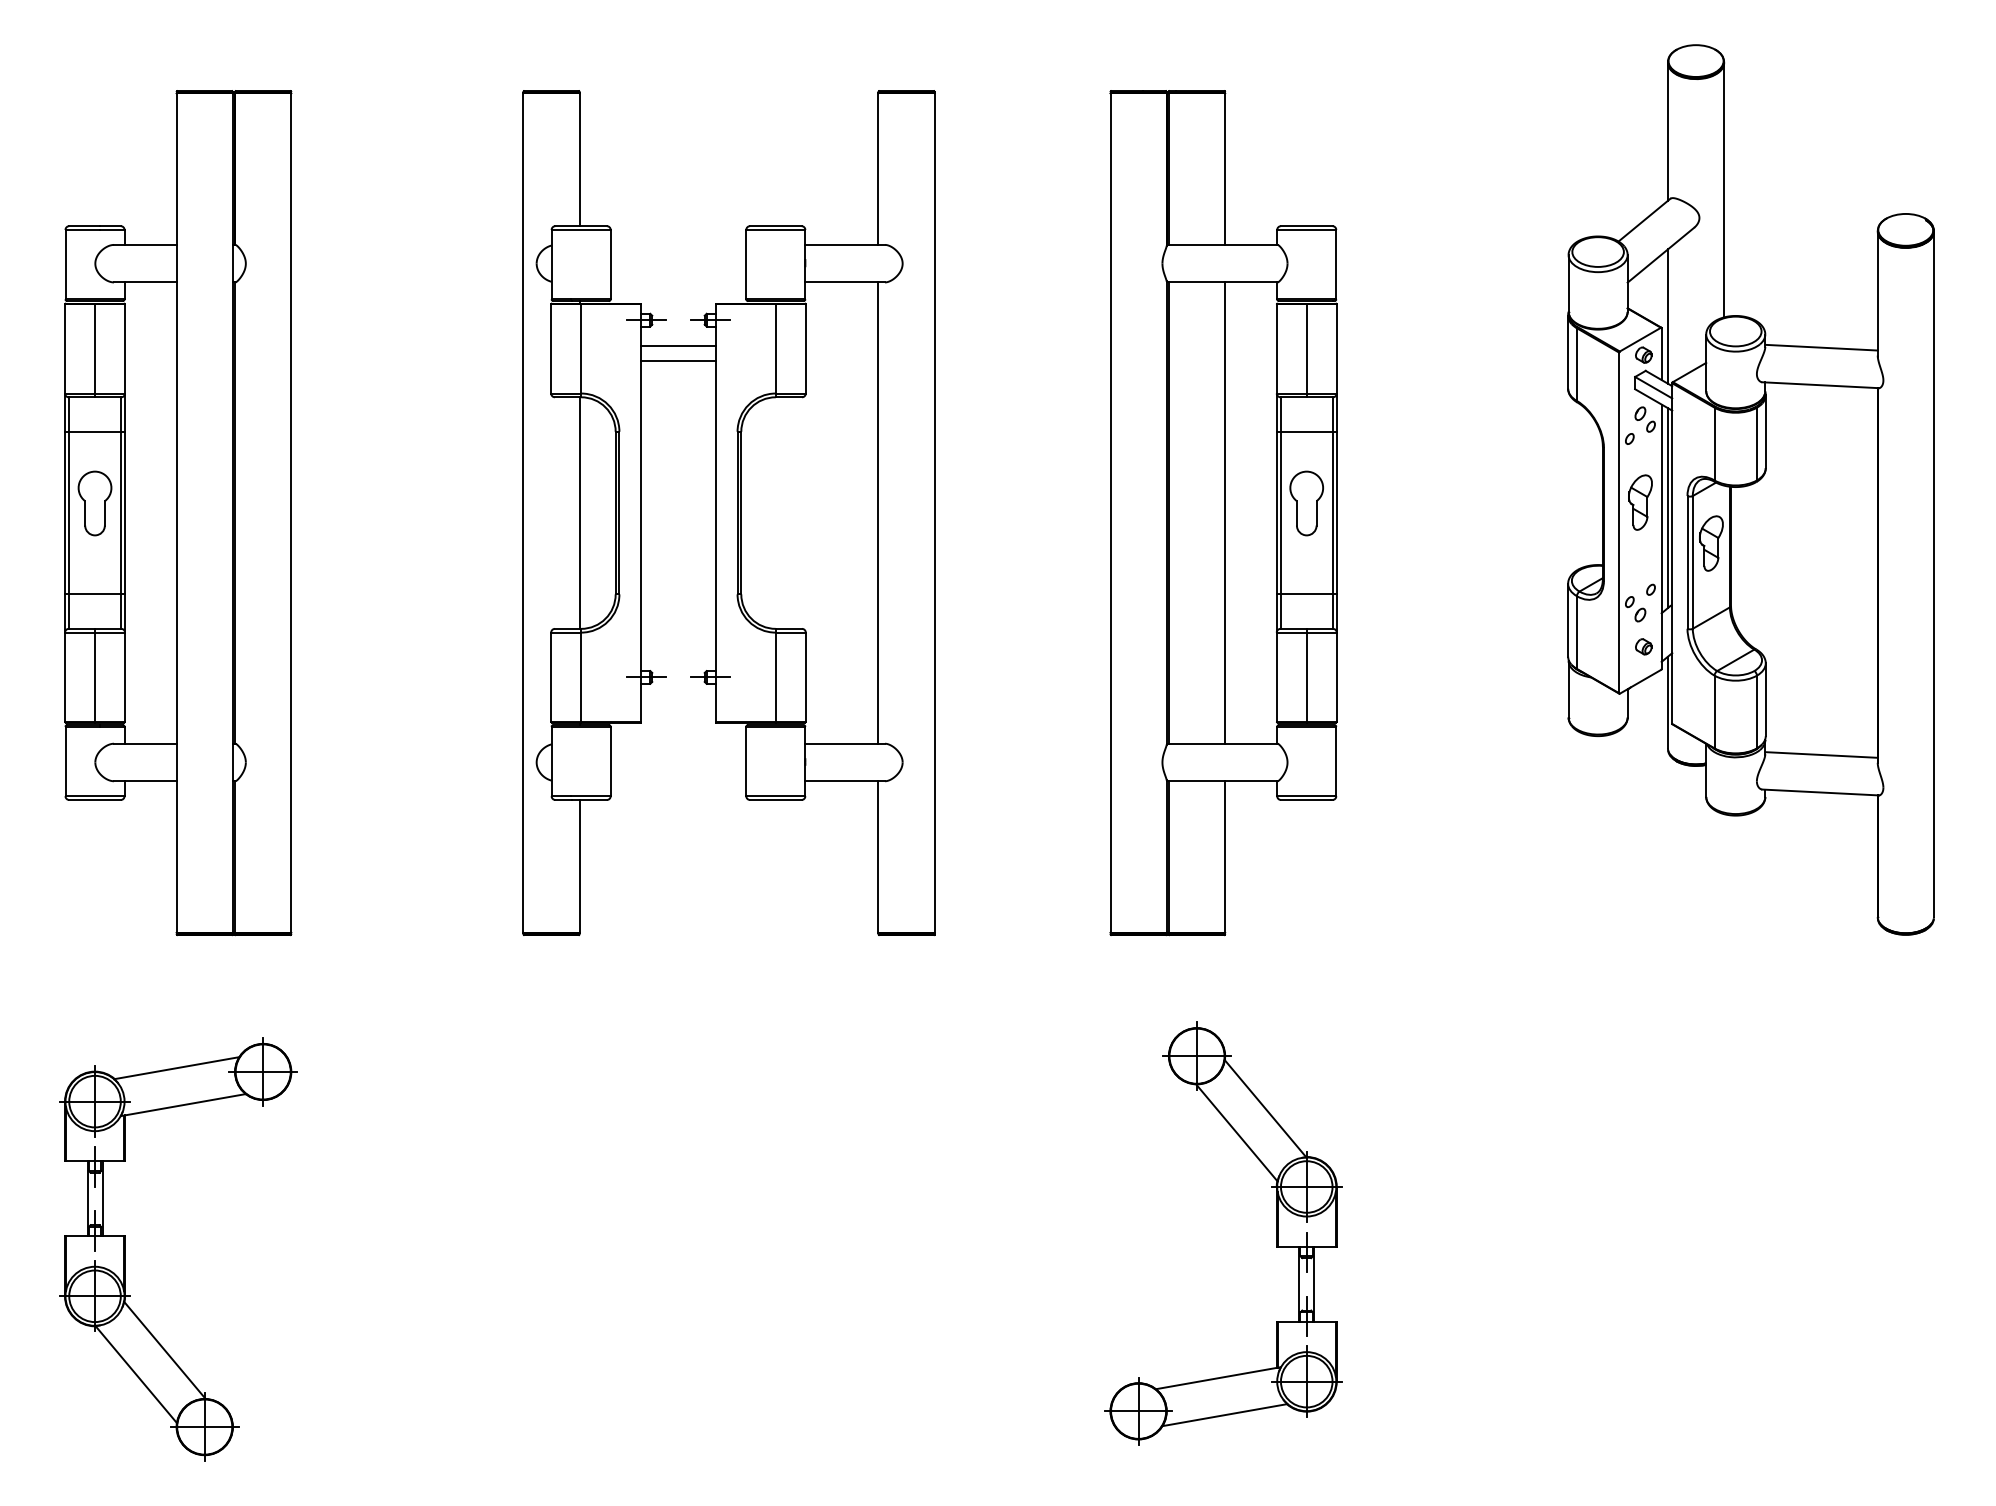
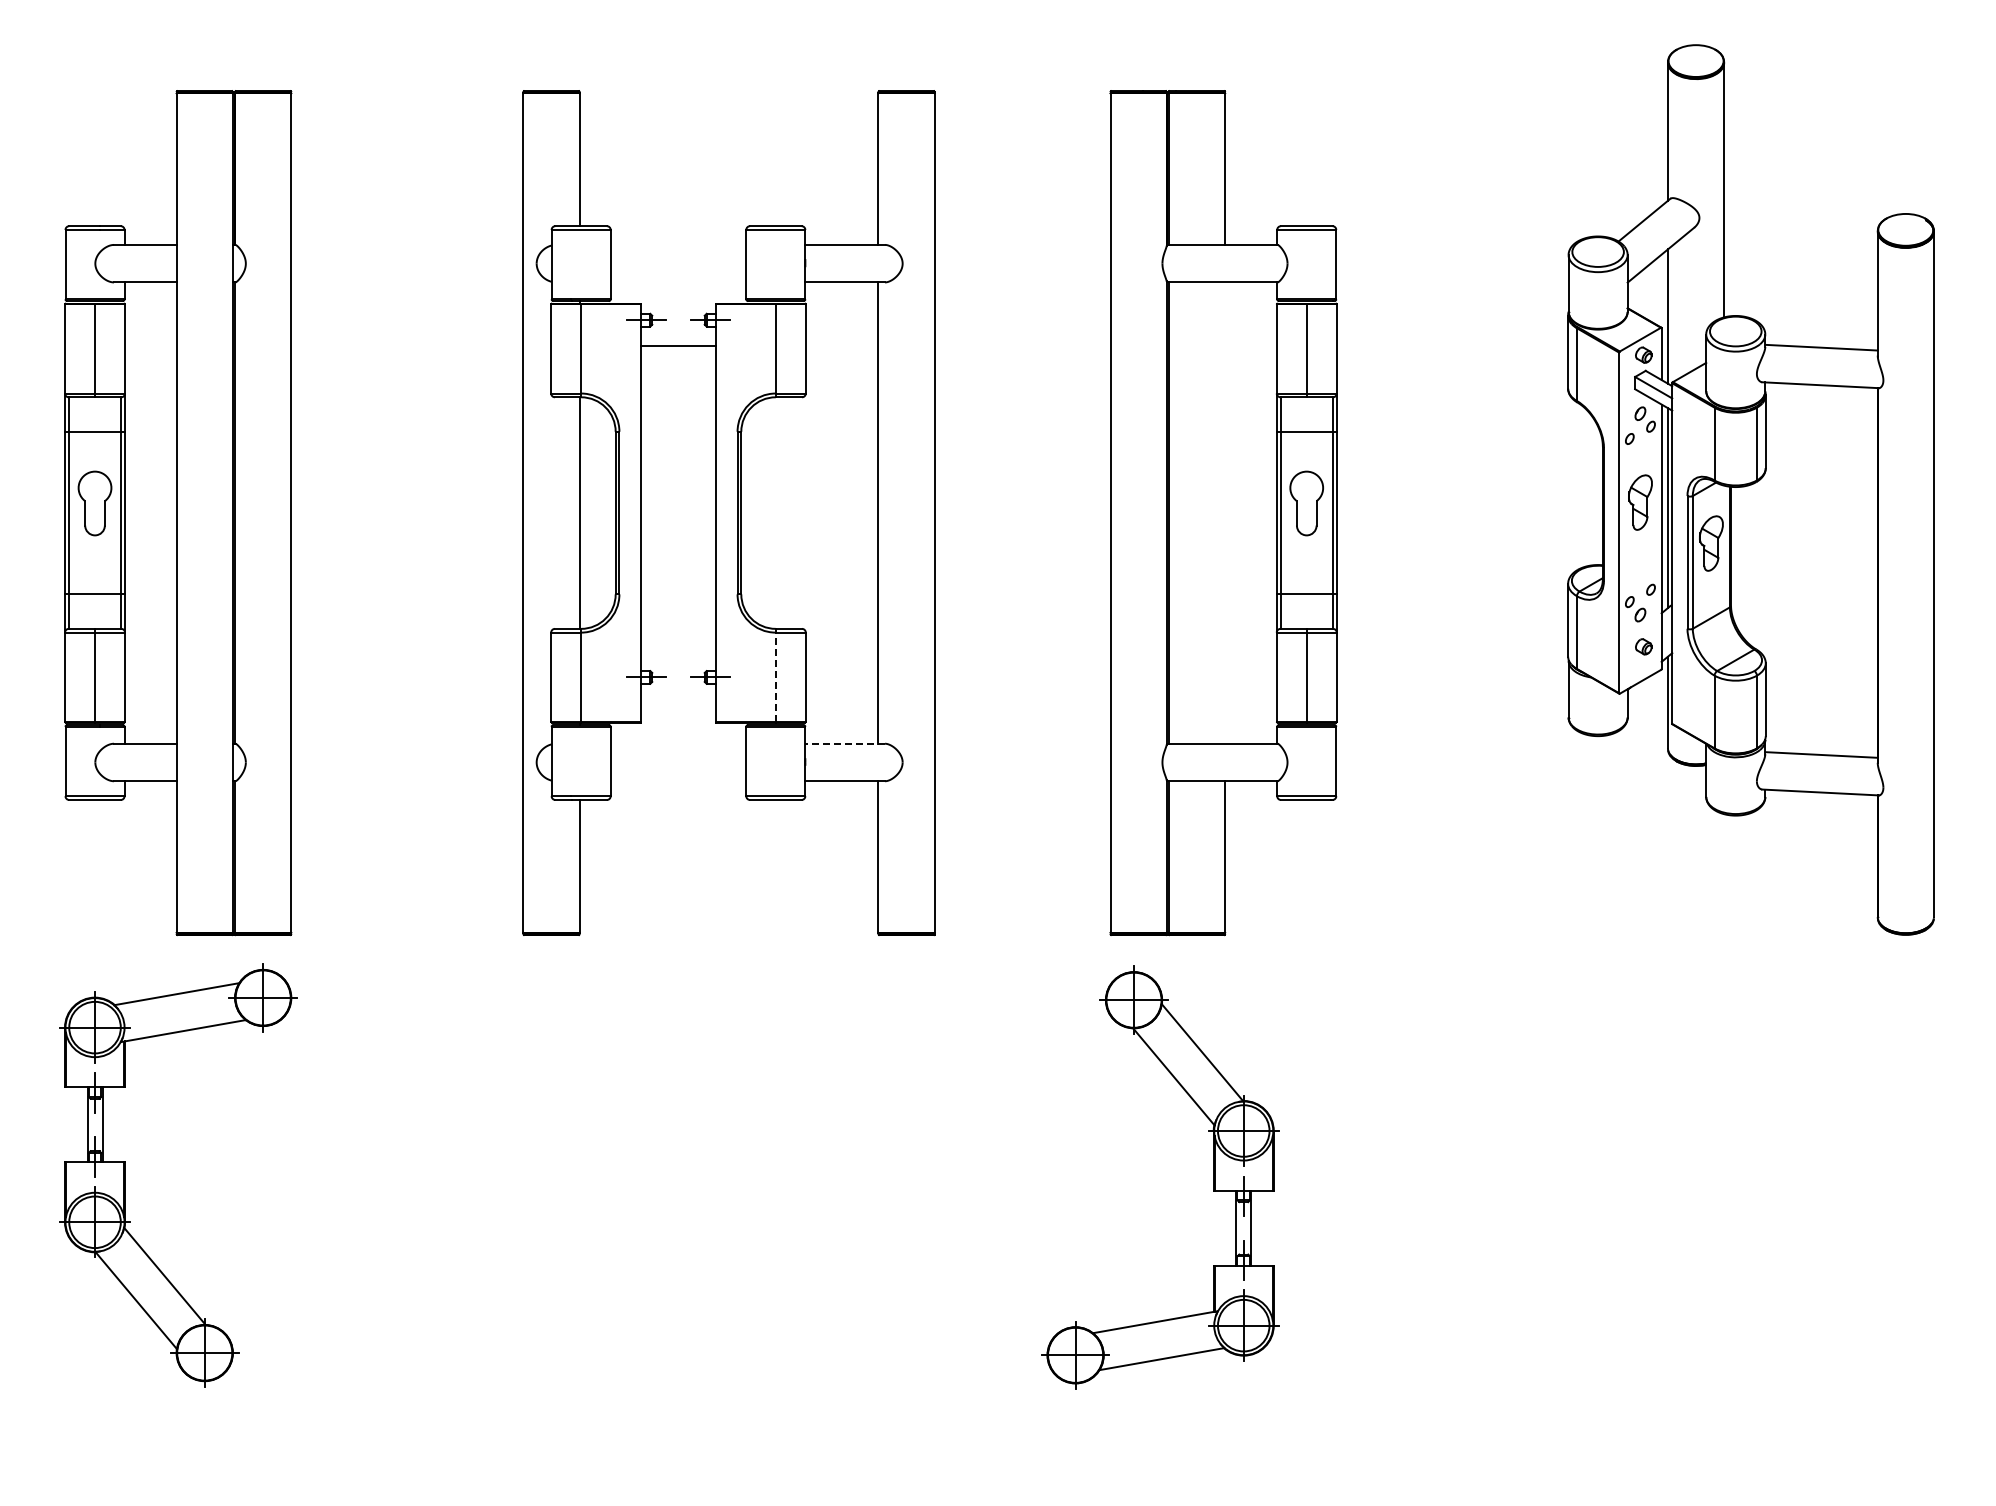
line: present -> none (678, 360)
line: present -> none (1225, 512)
line: solid -> dashed (775, 677)
line: solid -> dashed (845, 743)
part position: (1276, 1233) -> (1213, 1177) (1213, 1177)
part position: (125, 1249) -> (125, 1175) (125, 1175)
